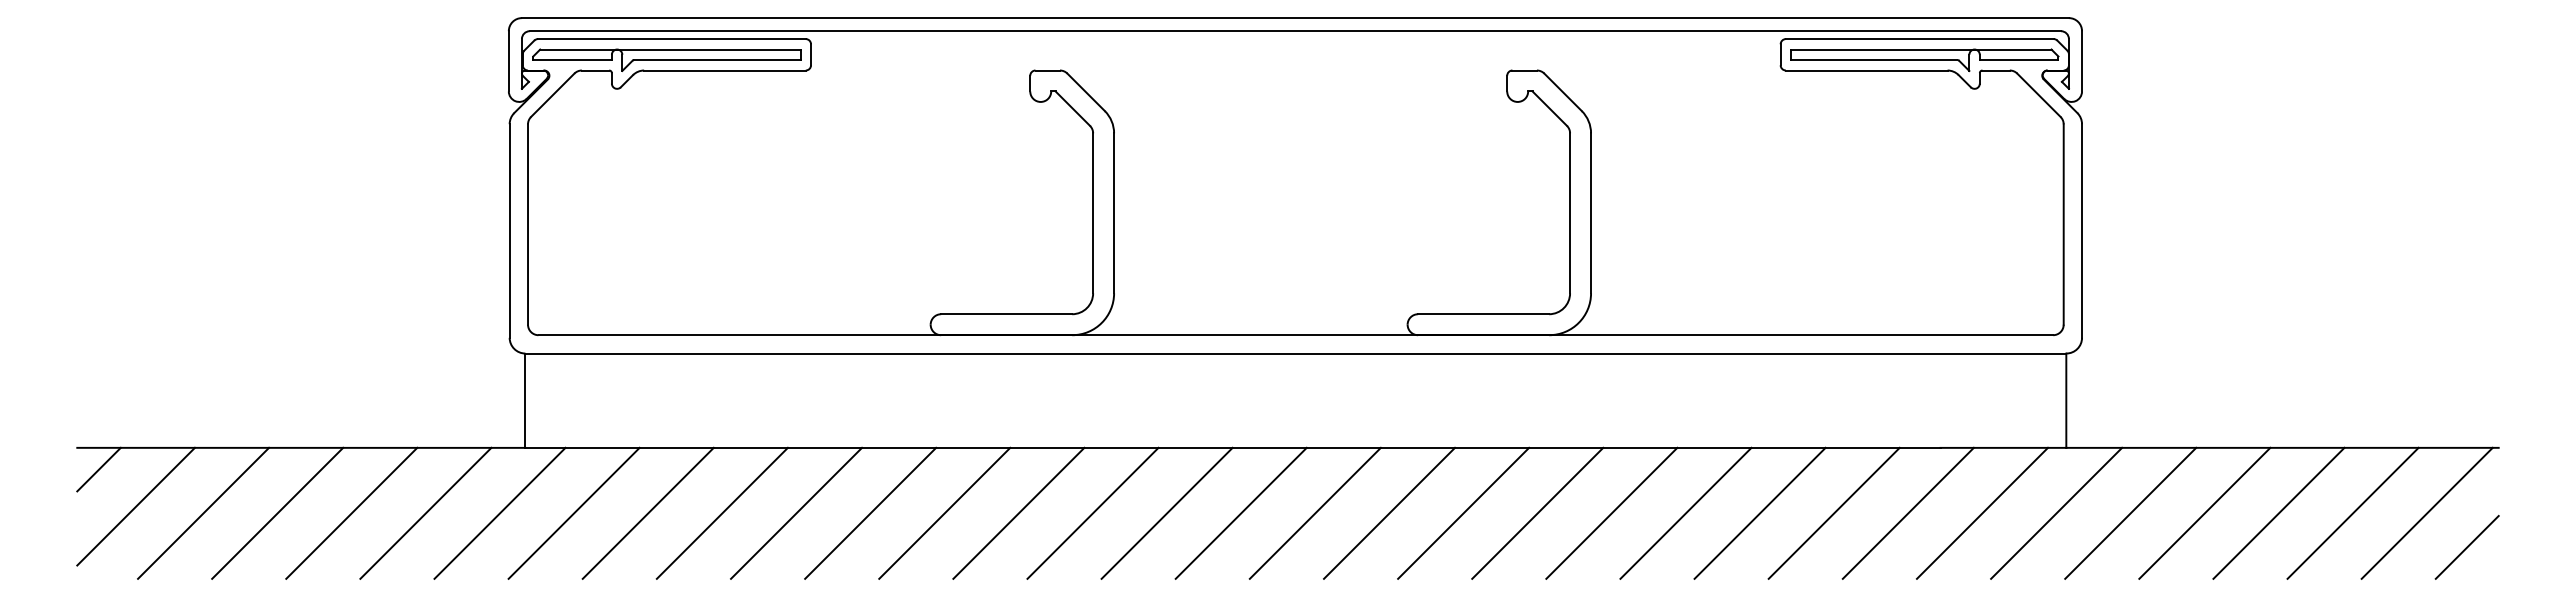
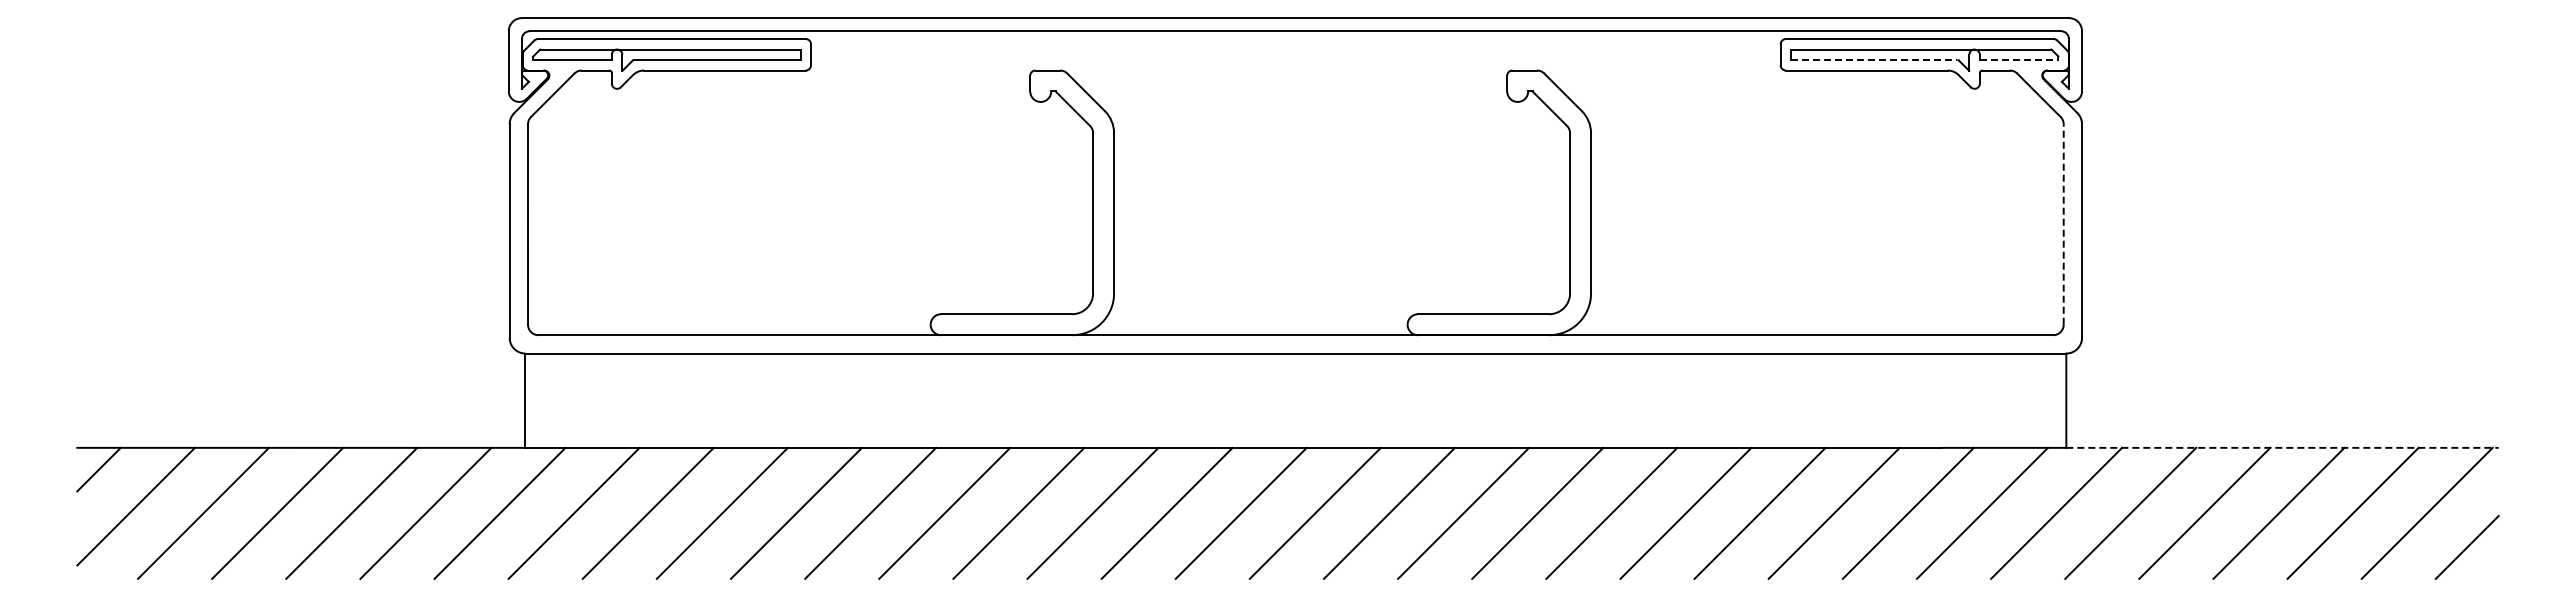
line: solid -> dashed (1874, 60)
line: solid -> dashed (2019, 60)
line: solid -> dashed (2063, 224)
line: solid -> dashed (2283, 447)
